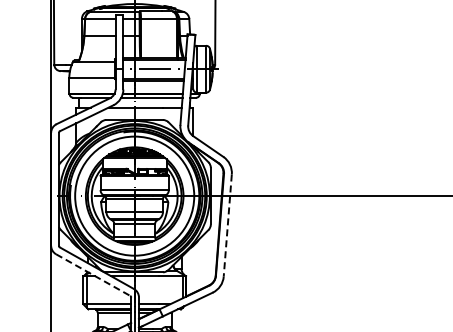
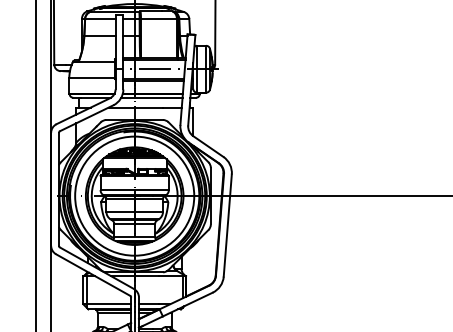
line: none -> present (35, 165)
line: dashed -> solid (227, 226)
line: dashed -> solid (93, 275)
